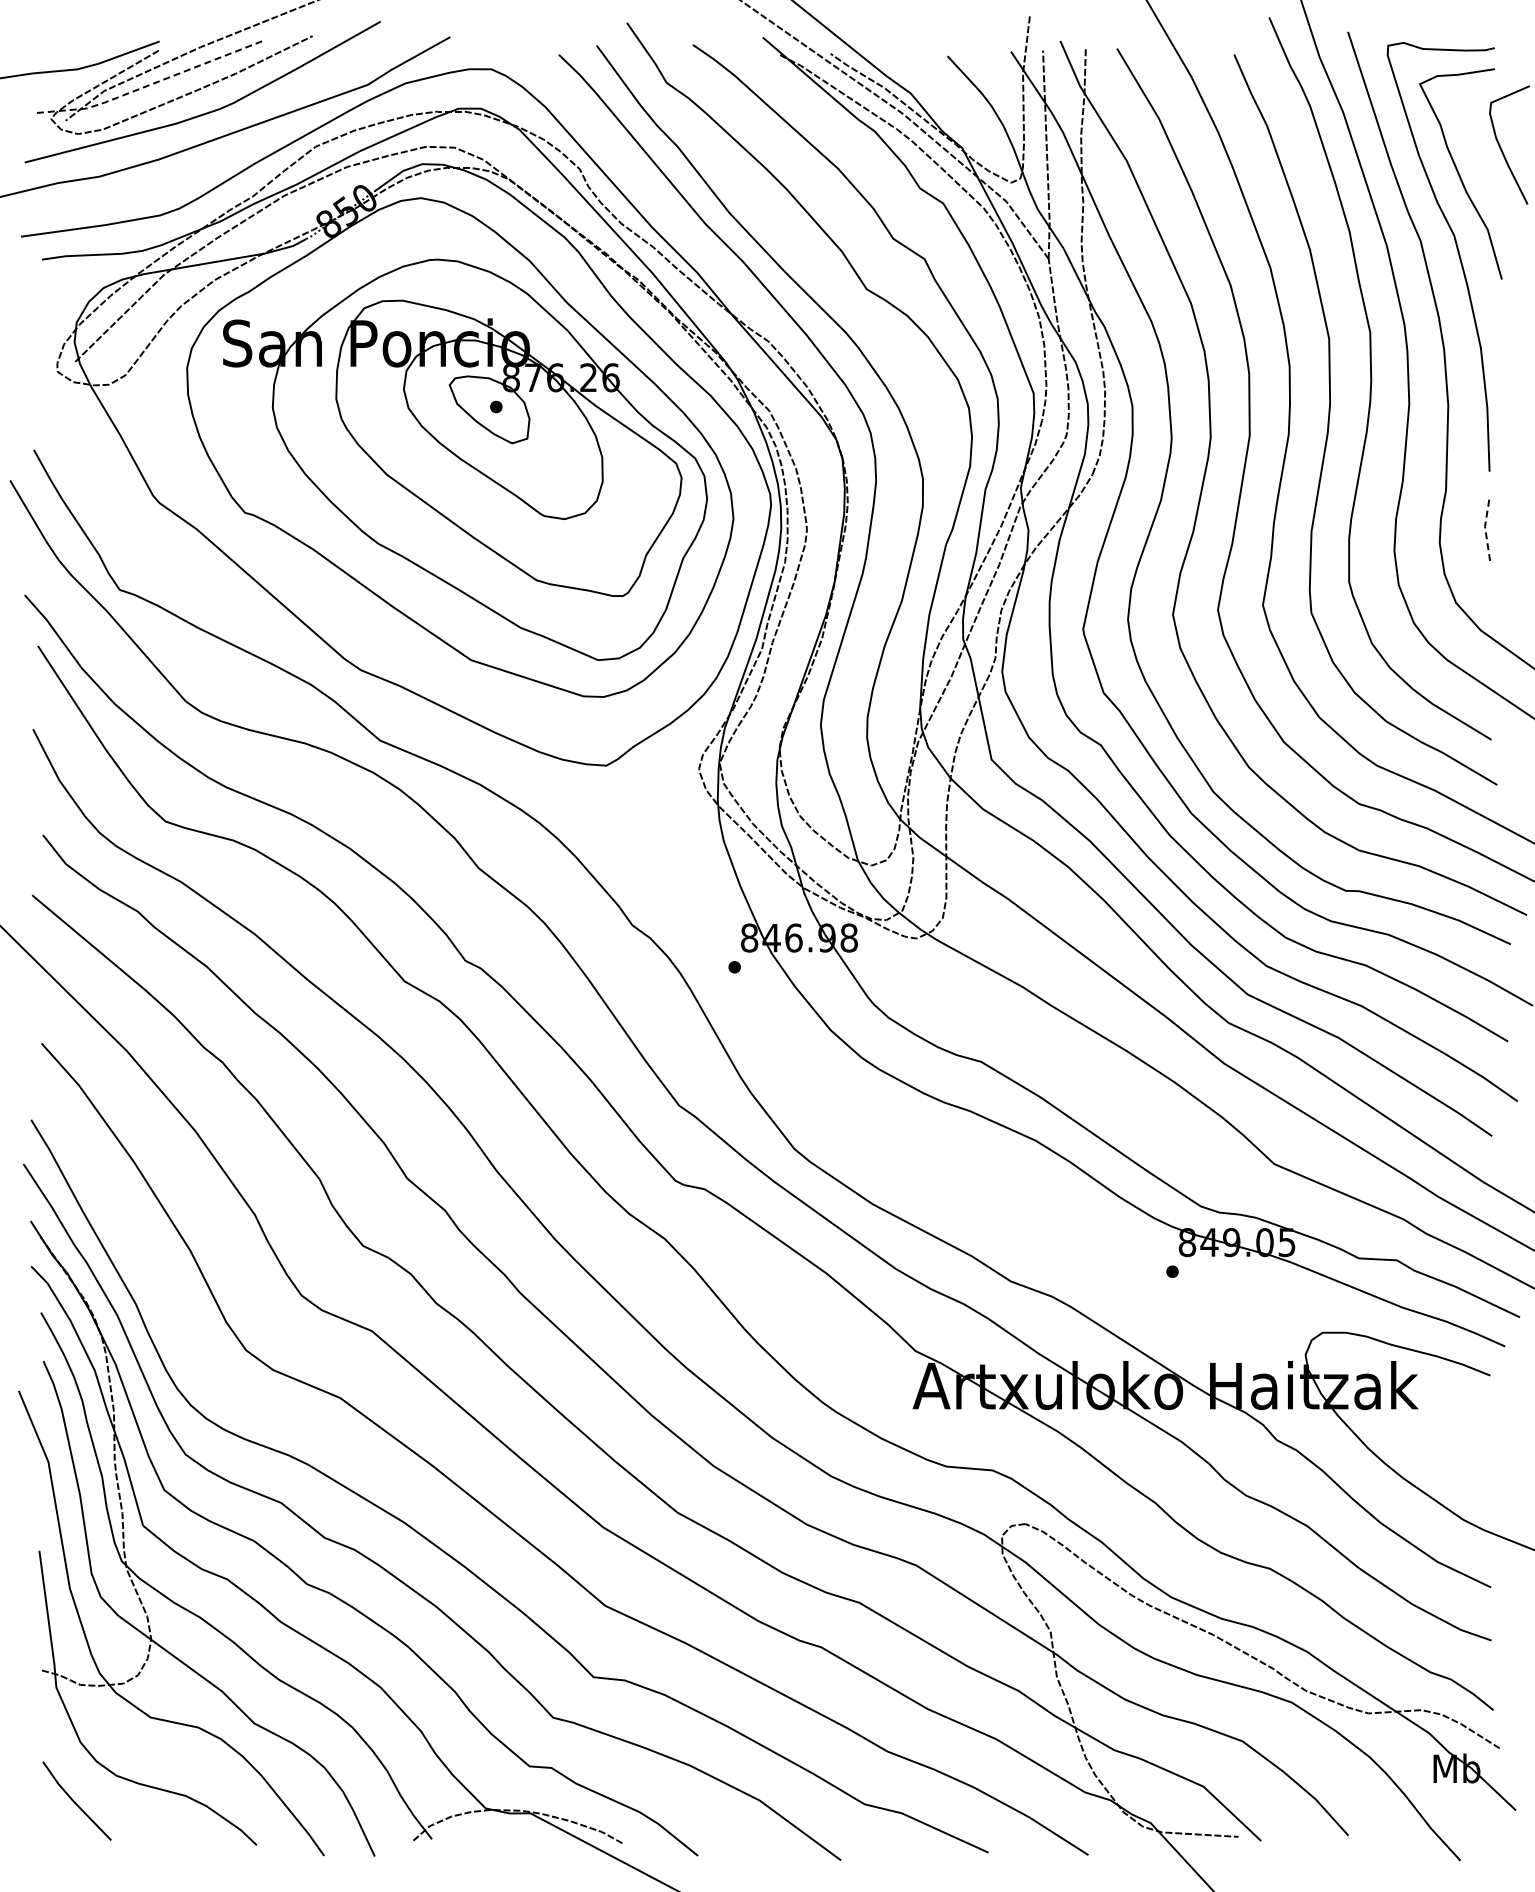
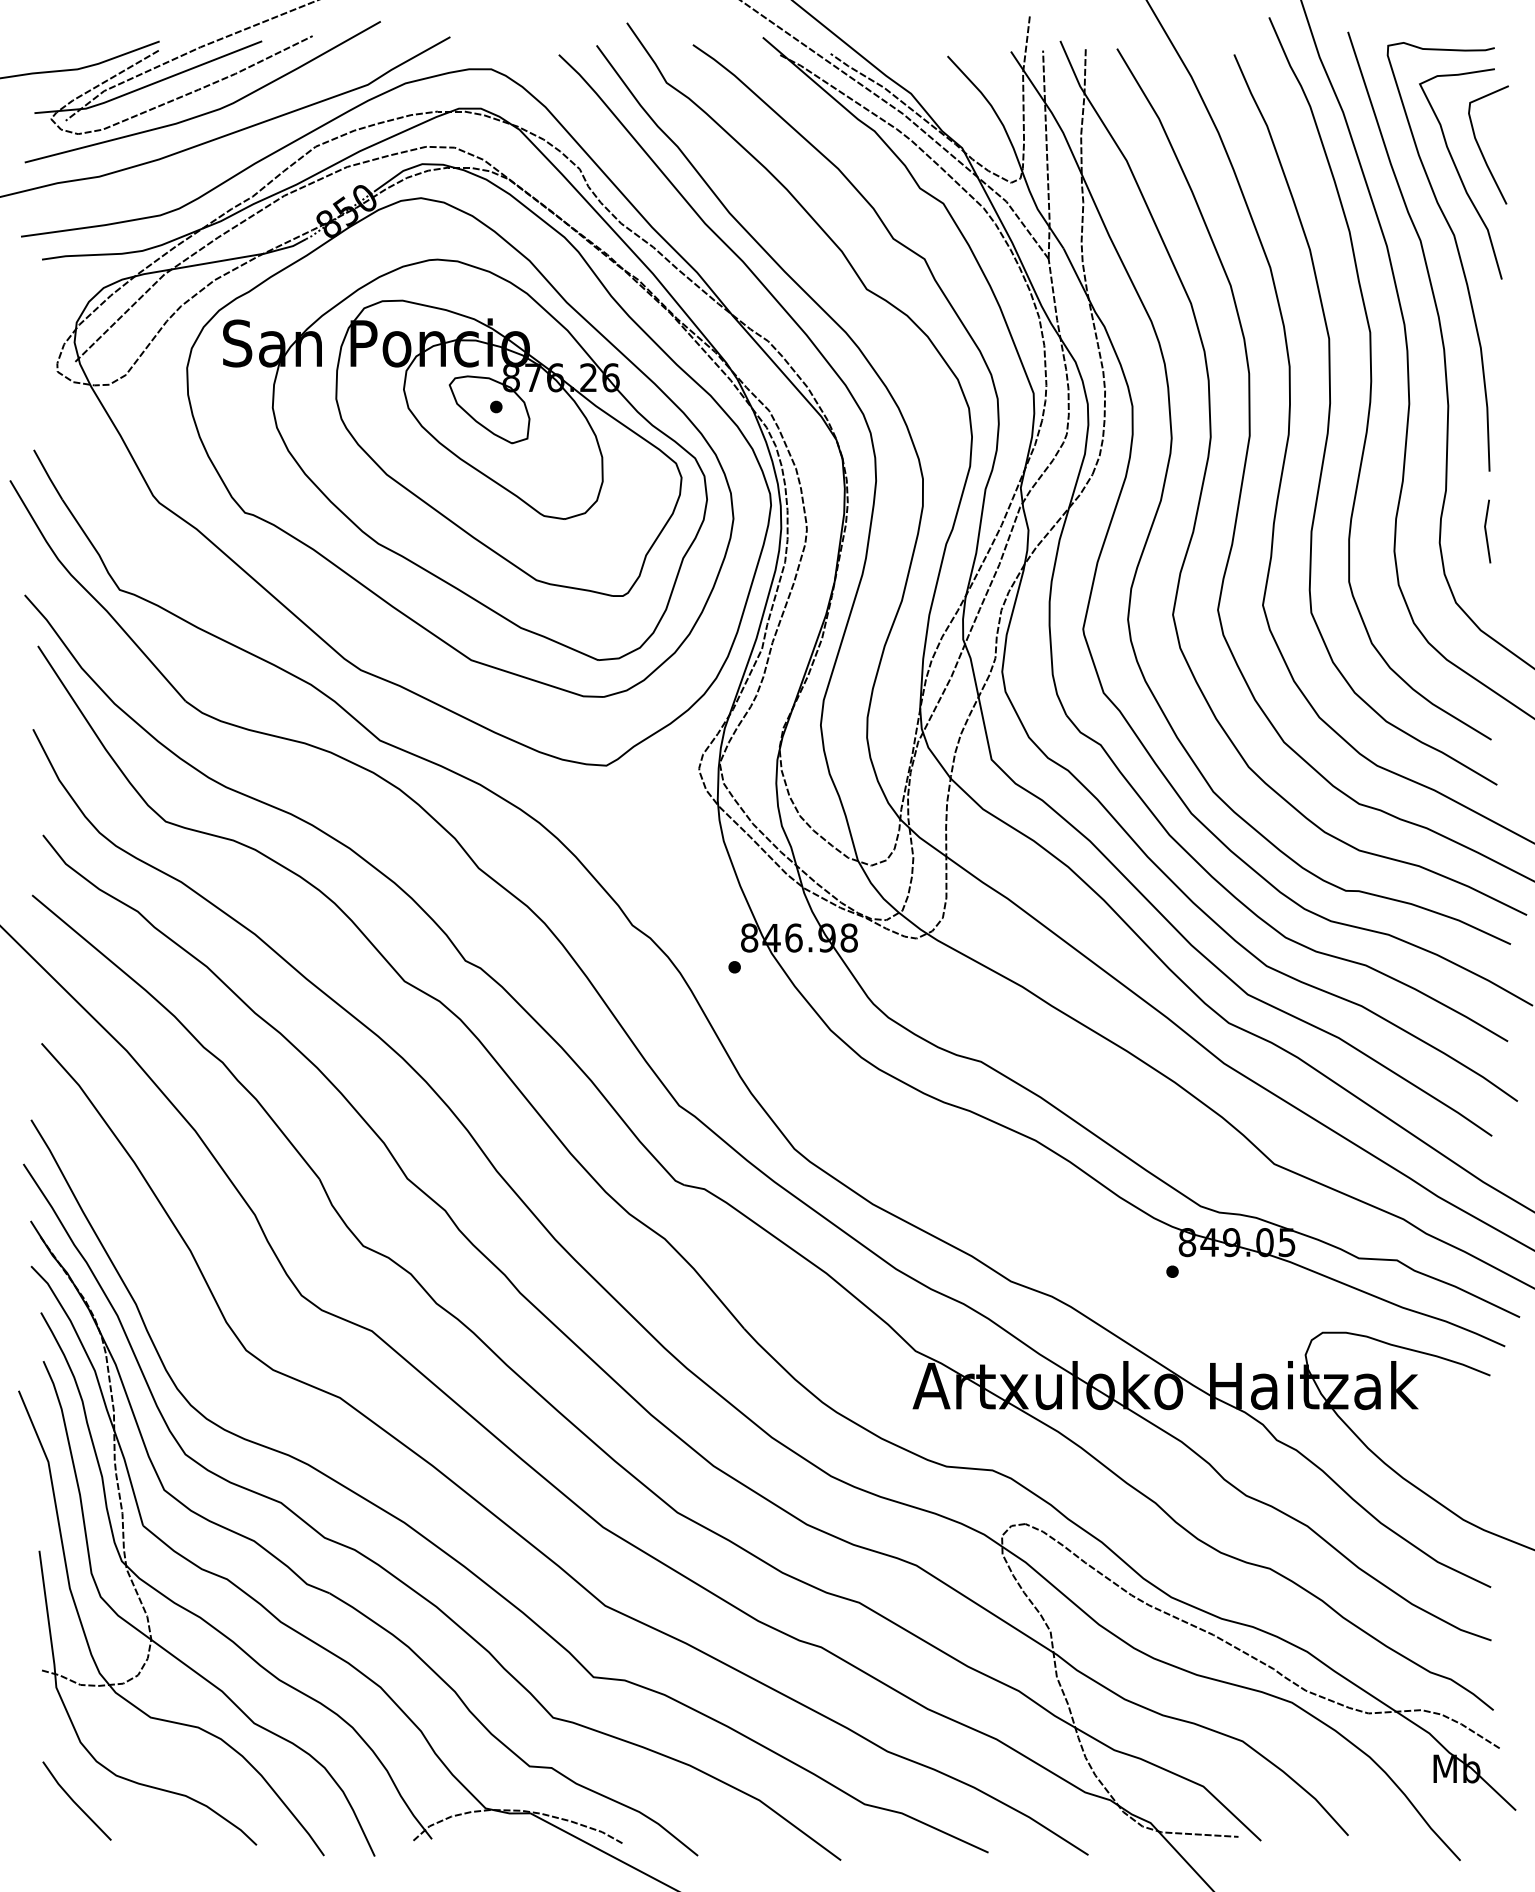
line: dashed -> solid (148, 85)
curve position: (1501, 147) -> (1480, 147) (1480, 147)
line: dashed -> solid (1485, 531)
